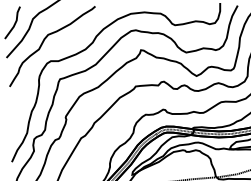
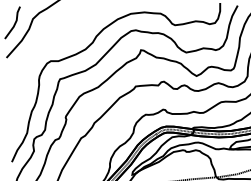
curve: present -> none (44, 41)
